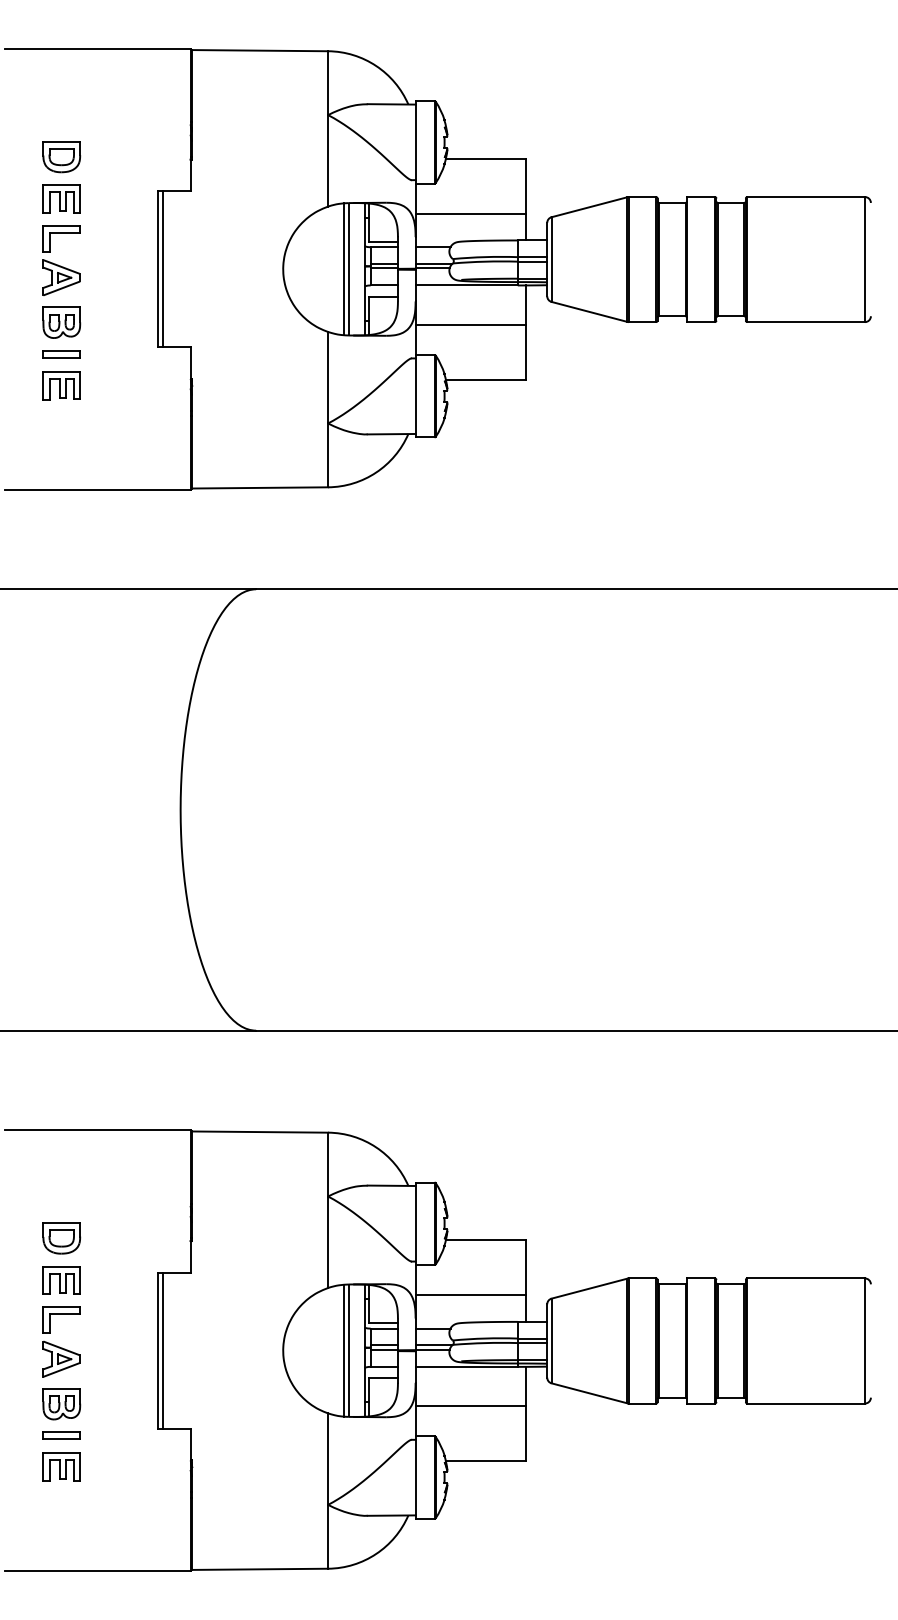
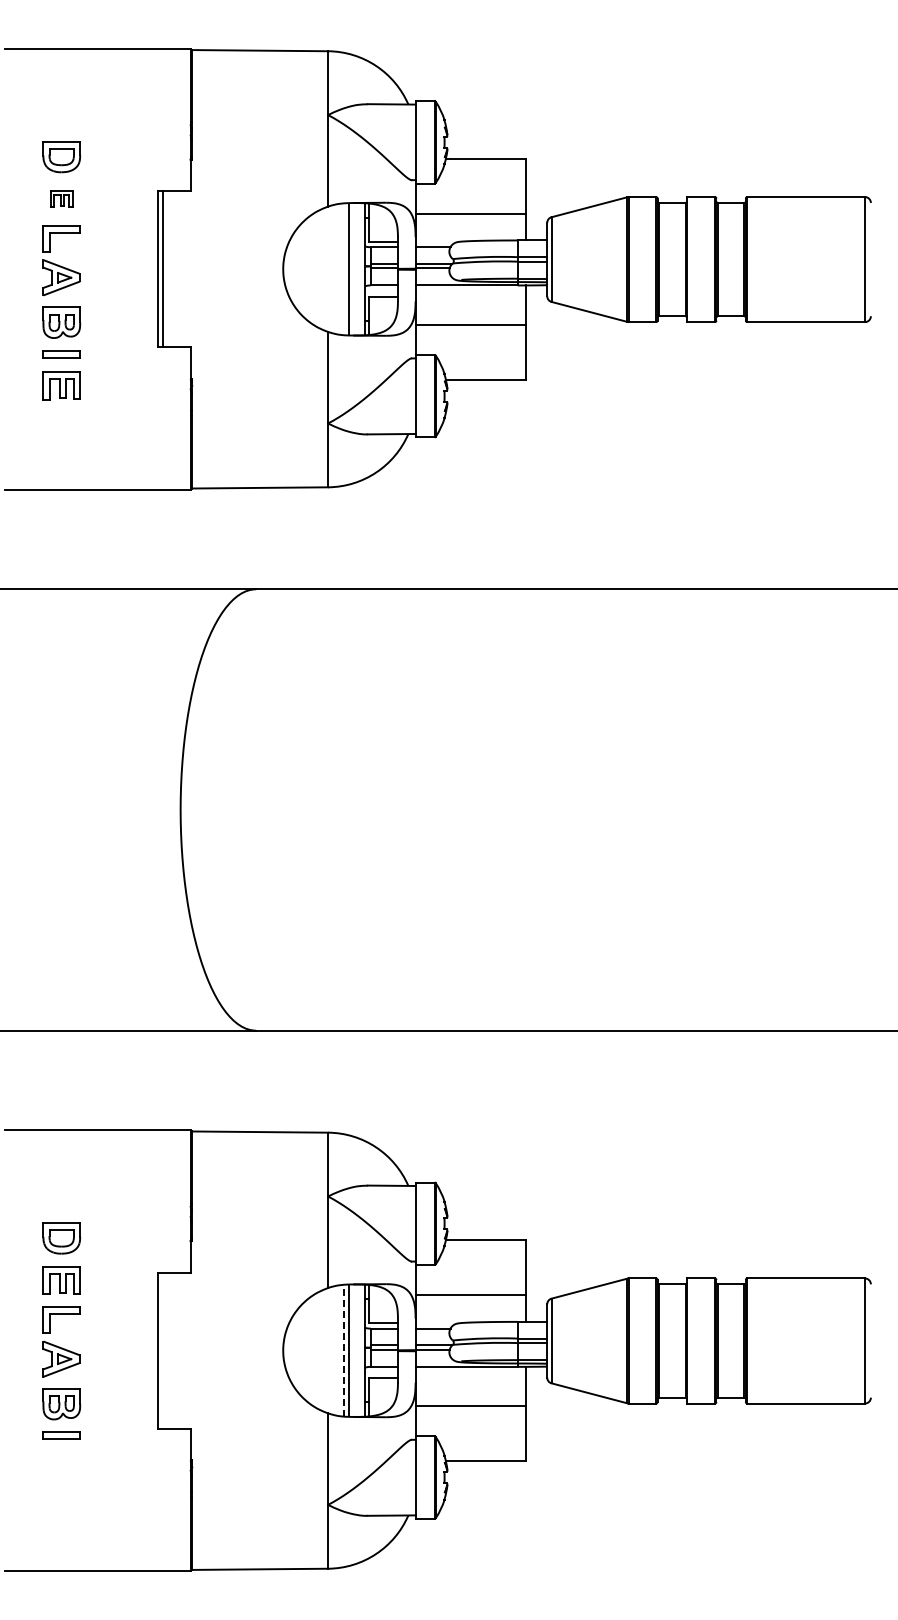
part size: 39x30 px -> 24x18 px (61, 198)
line: present -> none (344, 269)
line: present -> none (162, 1350)
line: solid -> dashed (344, 1350)
part: present -> none (61, 1466)
